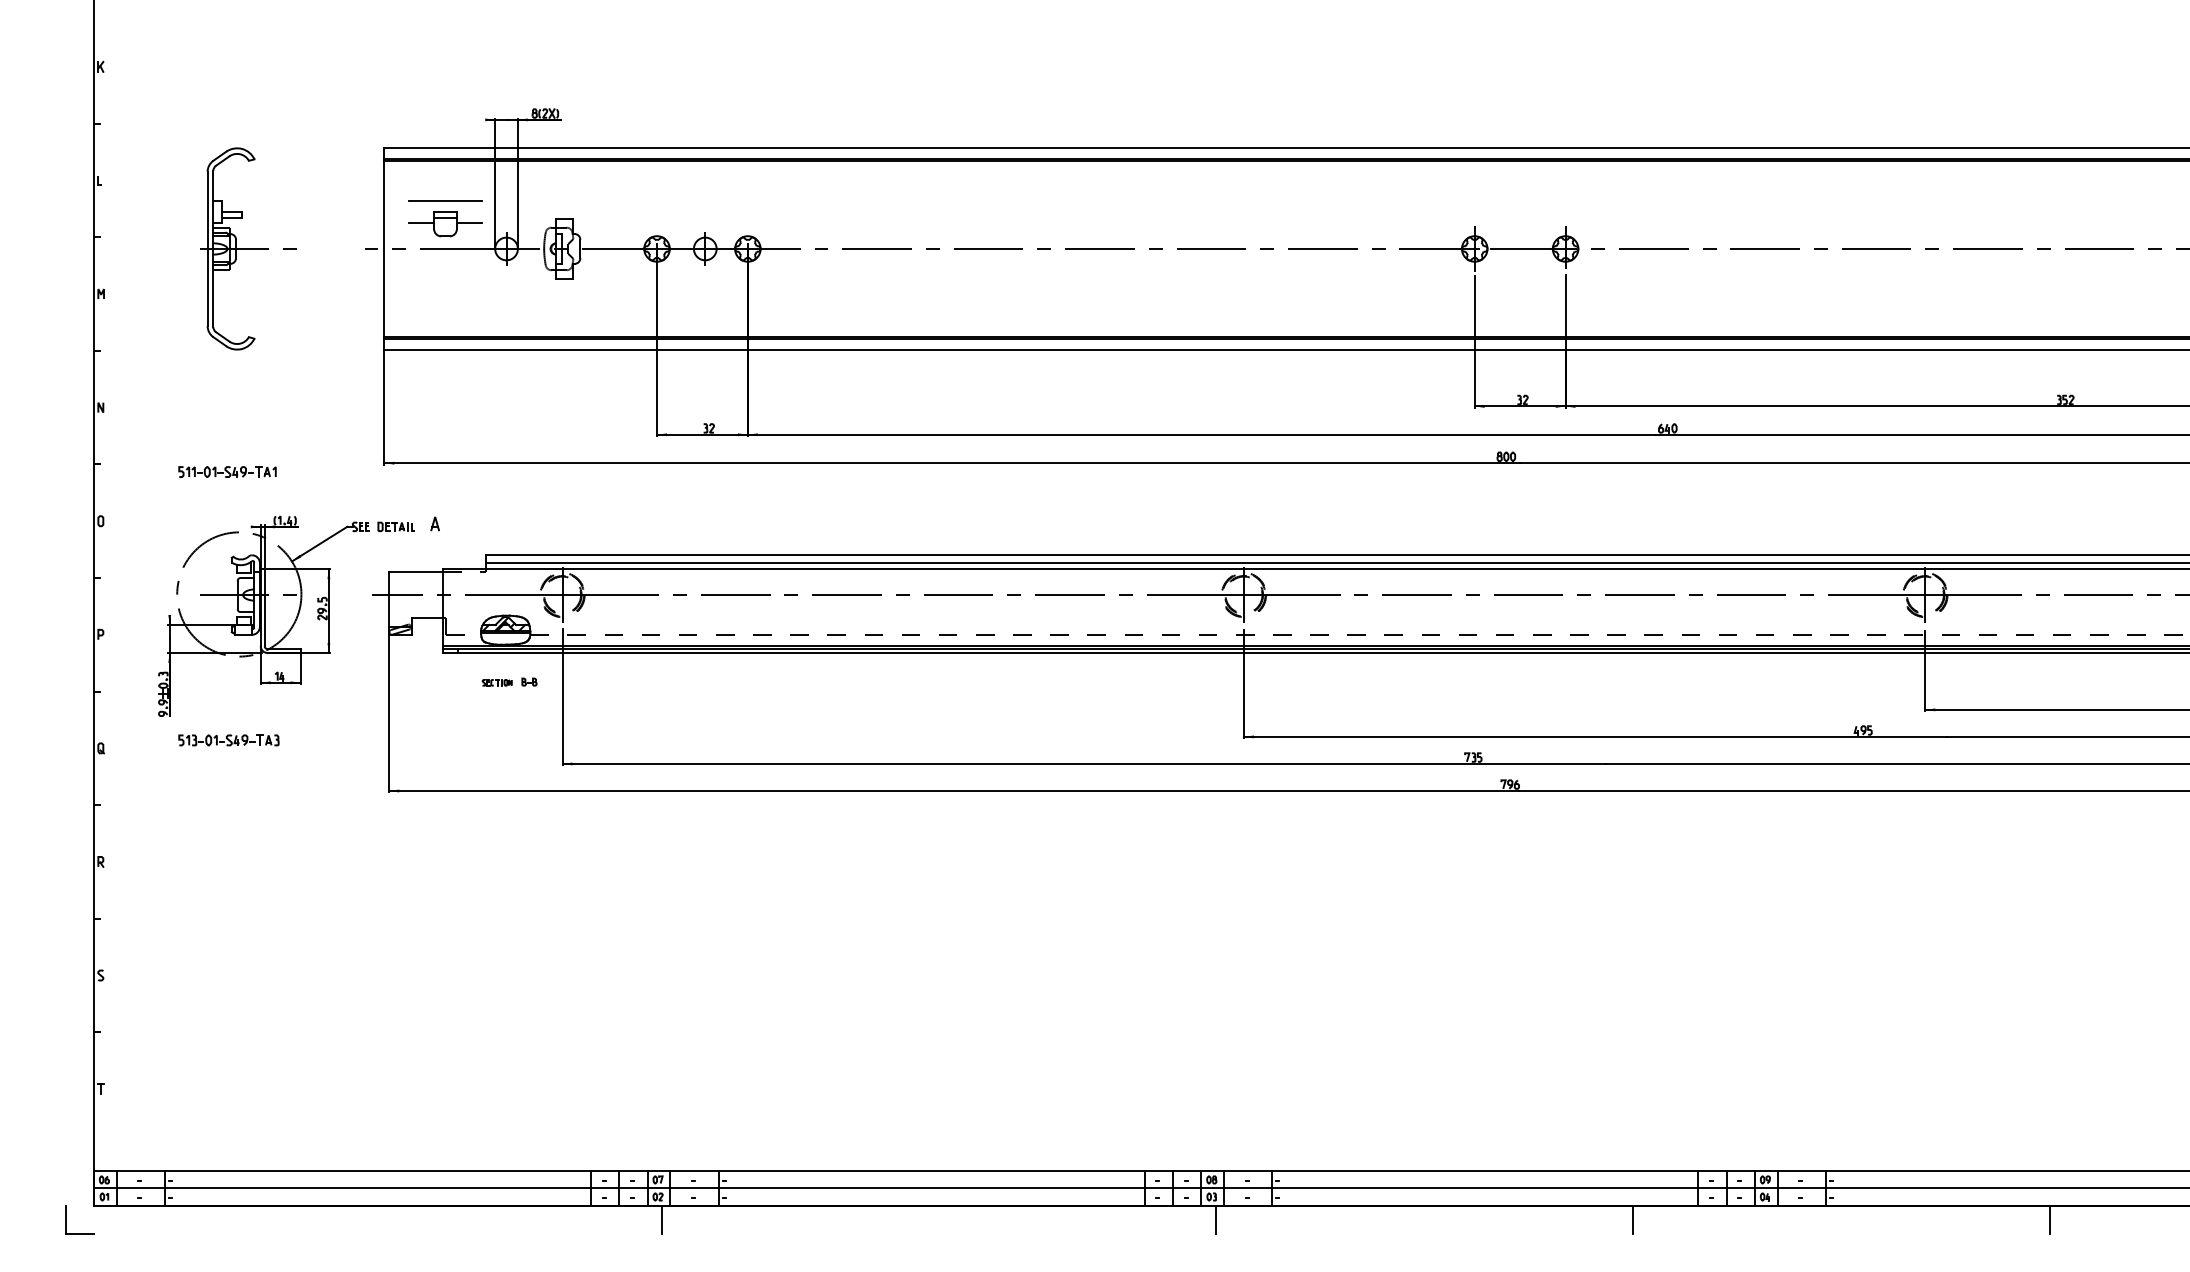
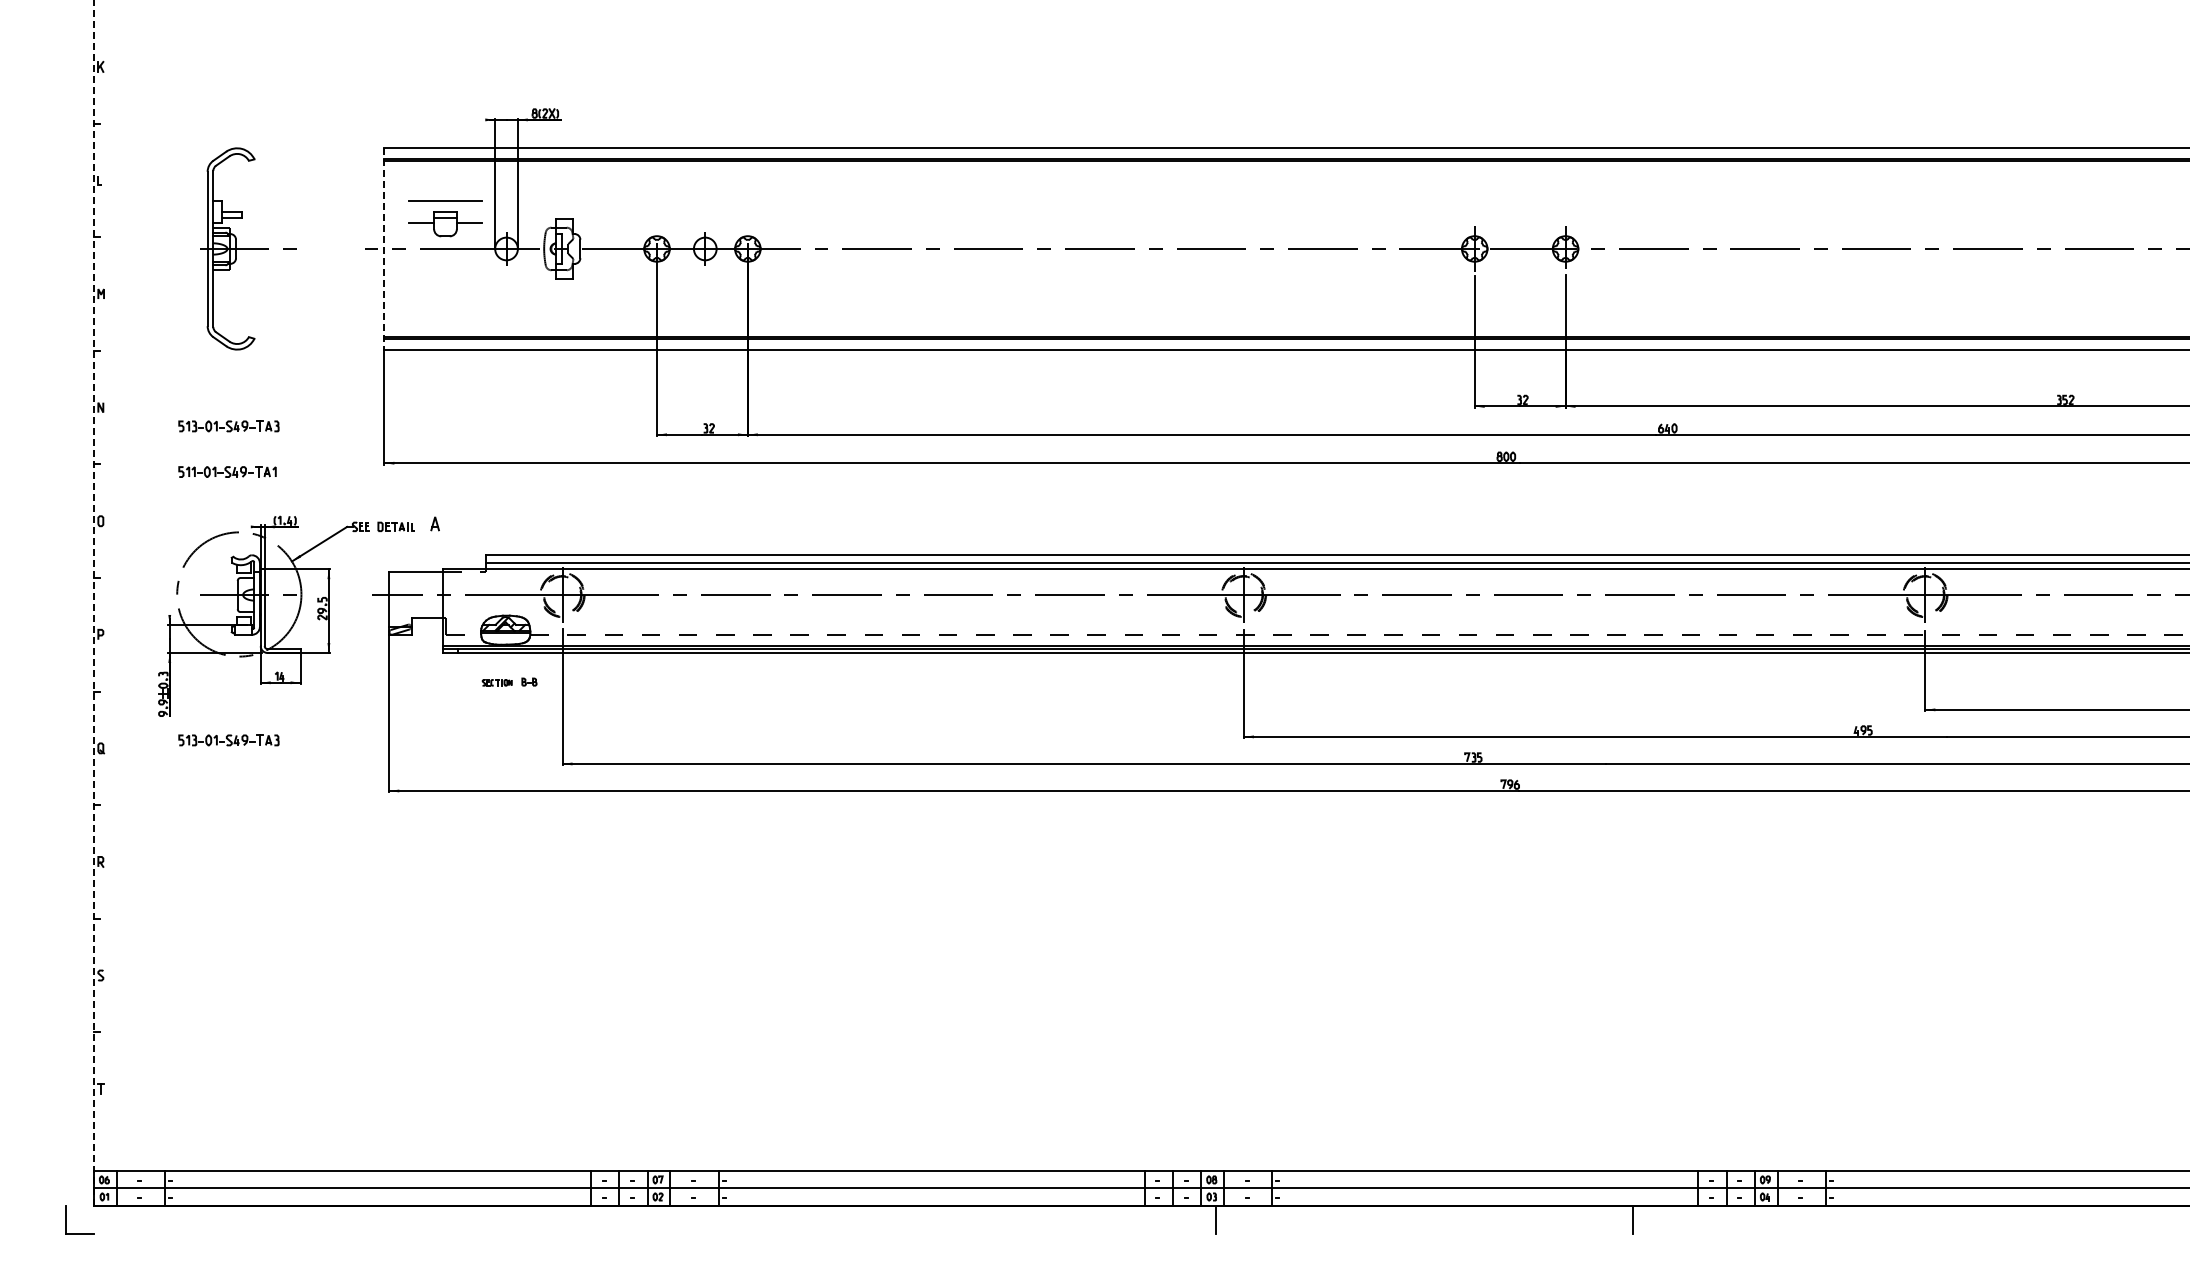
line: solid -> dashed (384, 248)
part: none -> present (228, 426)
line: solid -> dashed (94, 602)
line: present -> none (661, 1219)
line: present -> none (2050, 1219)
